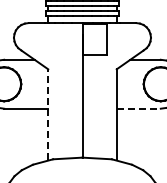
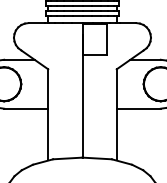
line: dashed -> solid (139, 108)
line: dashed -> solid (48, 114)
